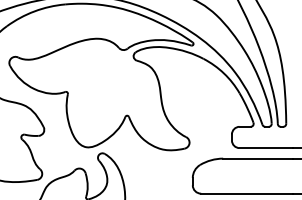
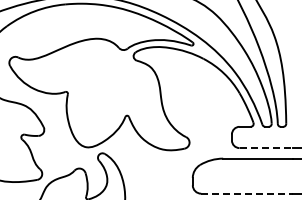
line: solid -> dashed (266, 148)
line: solid -> dashed (246, 193)
